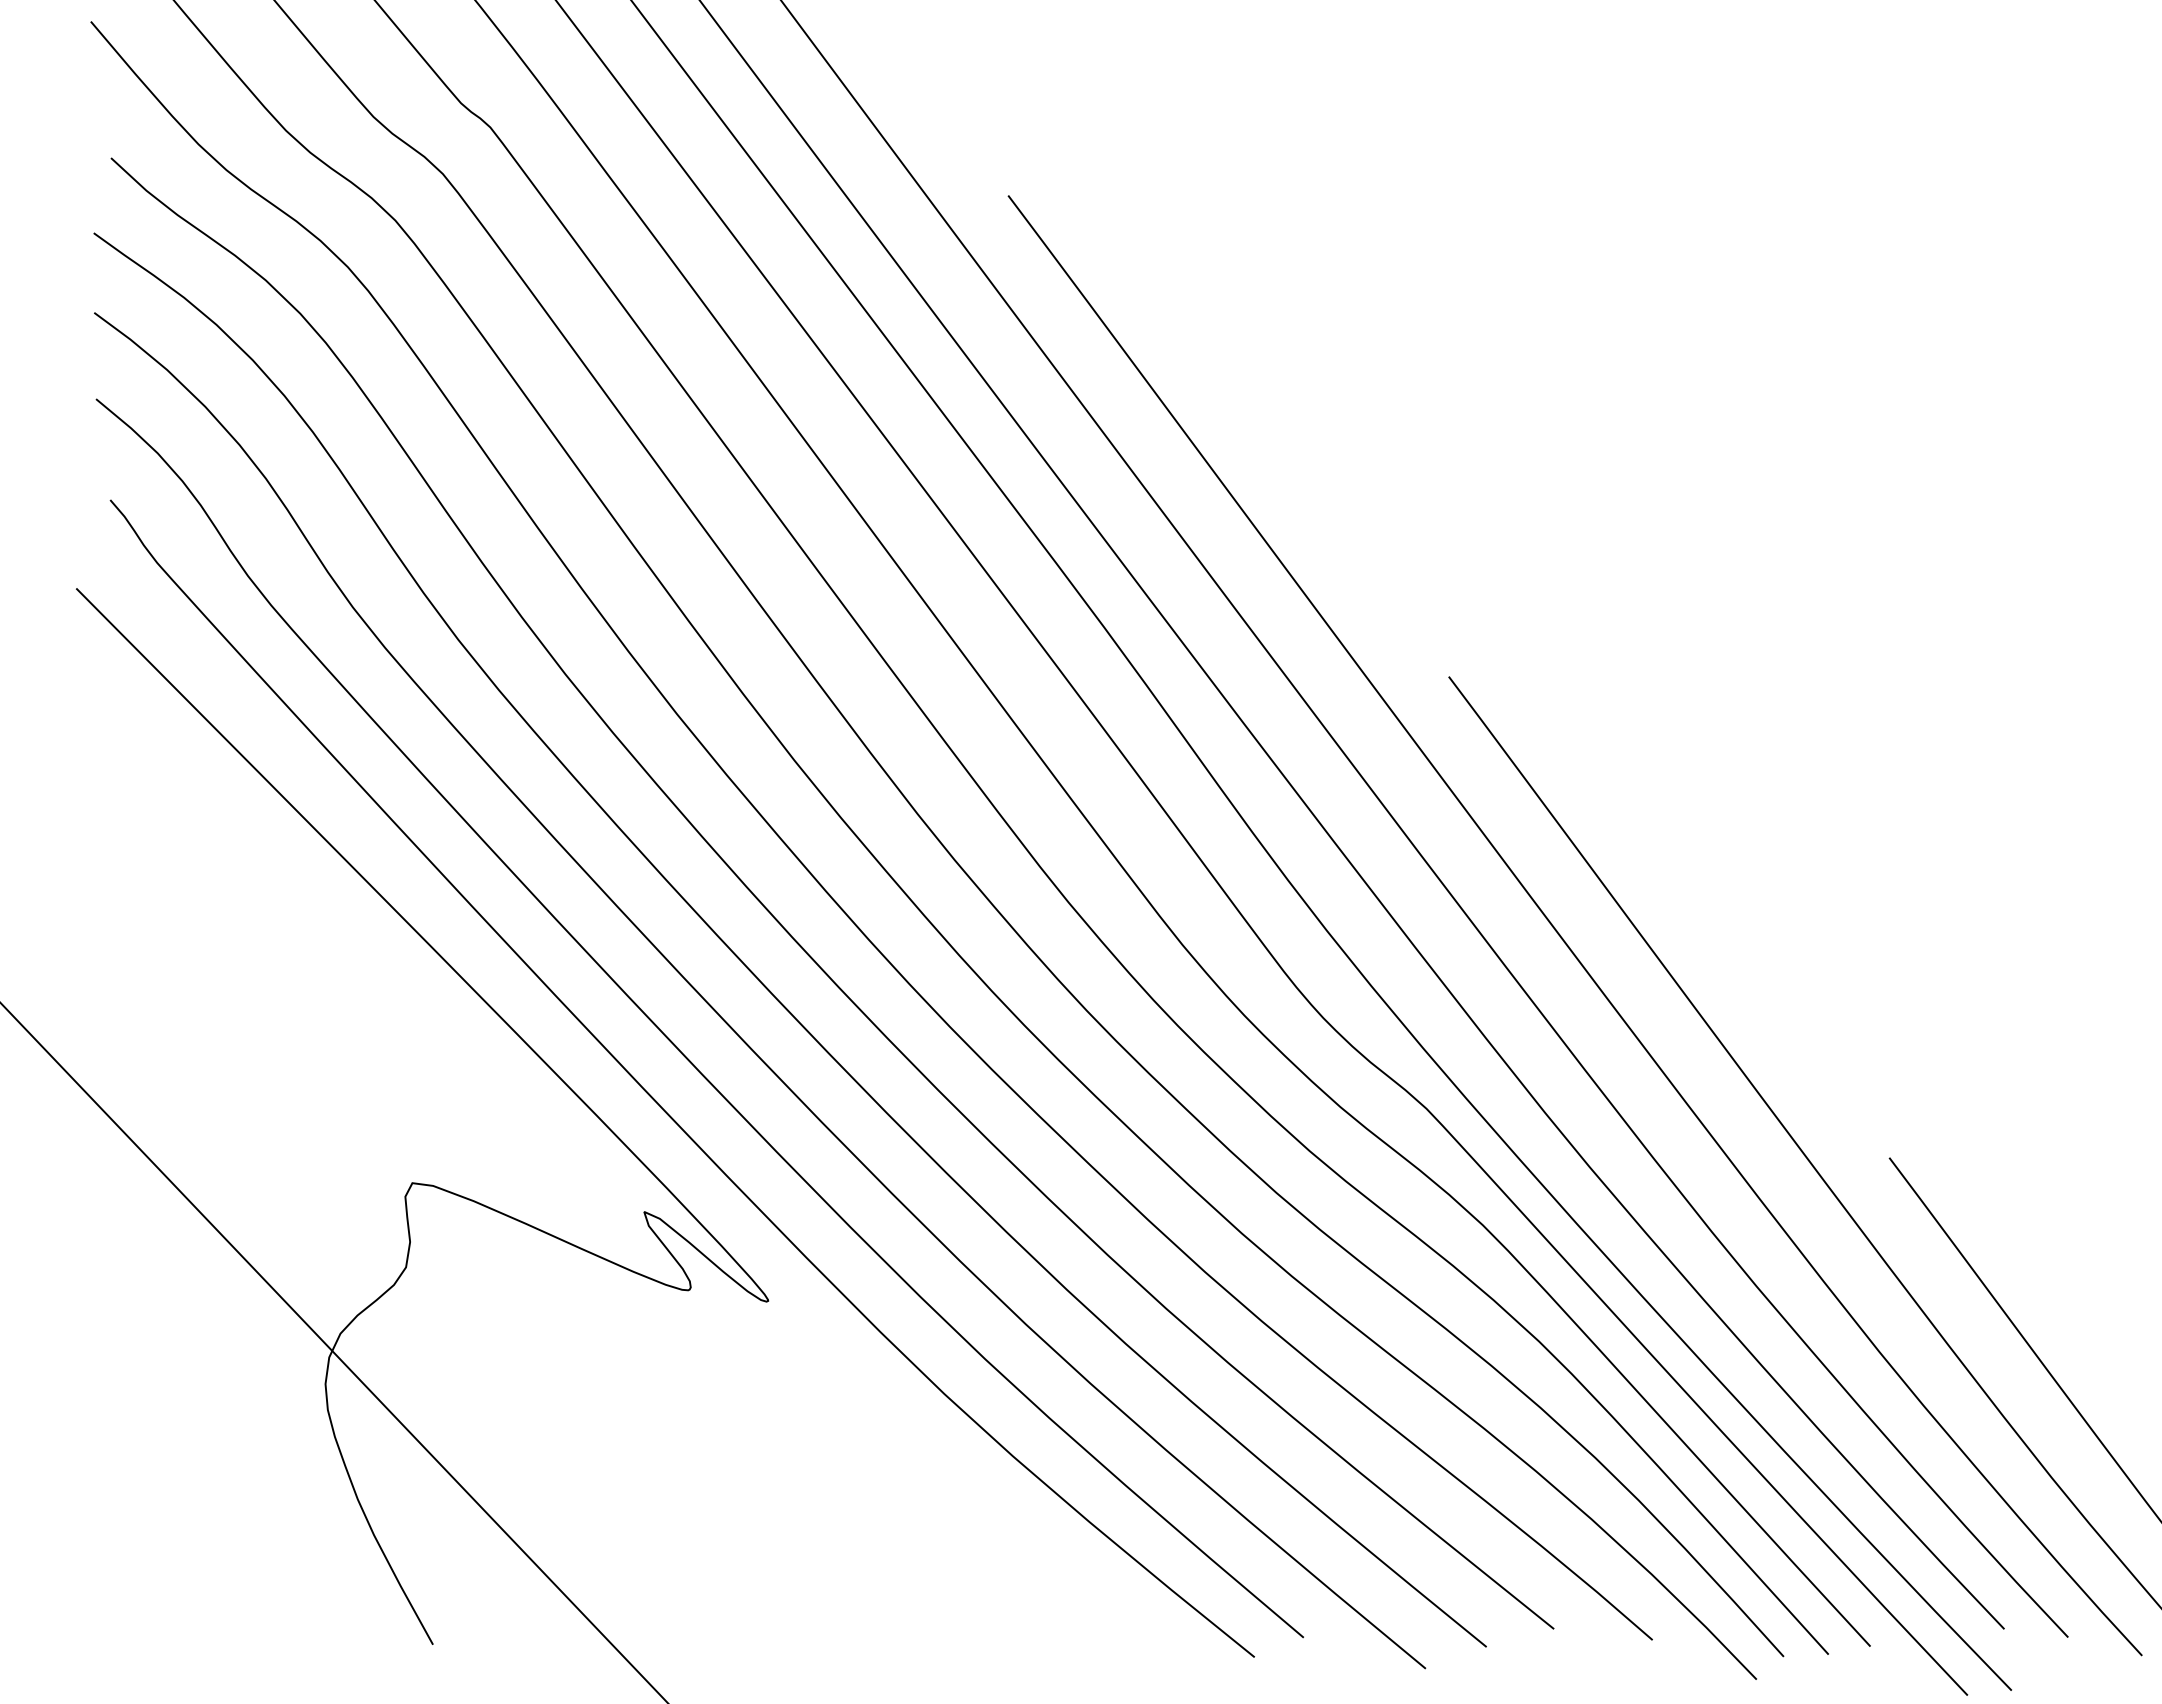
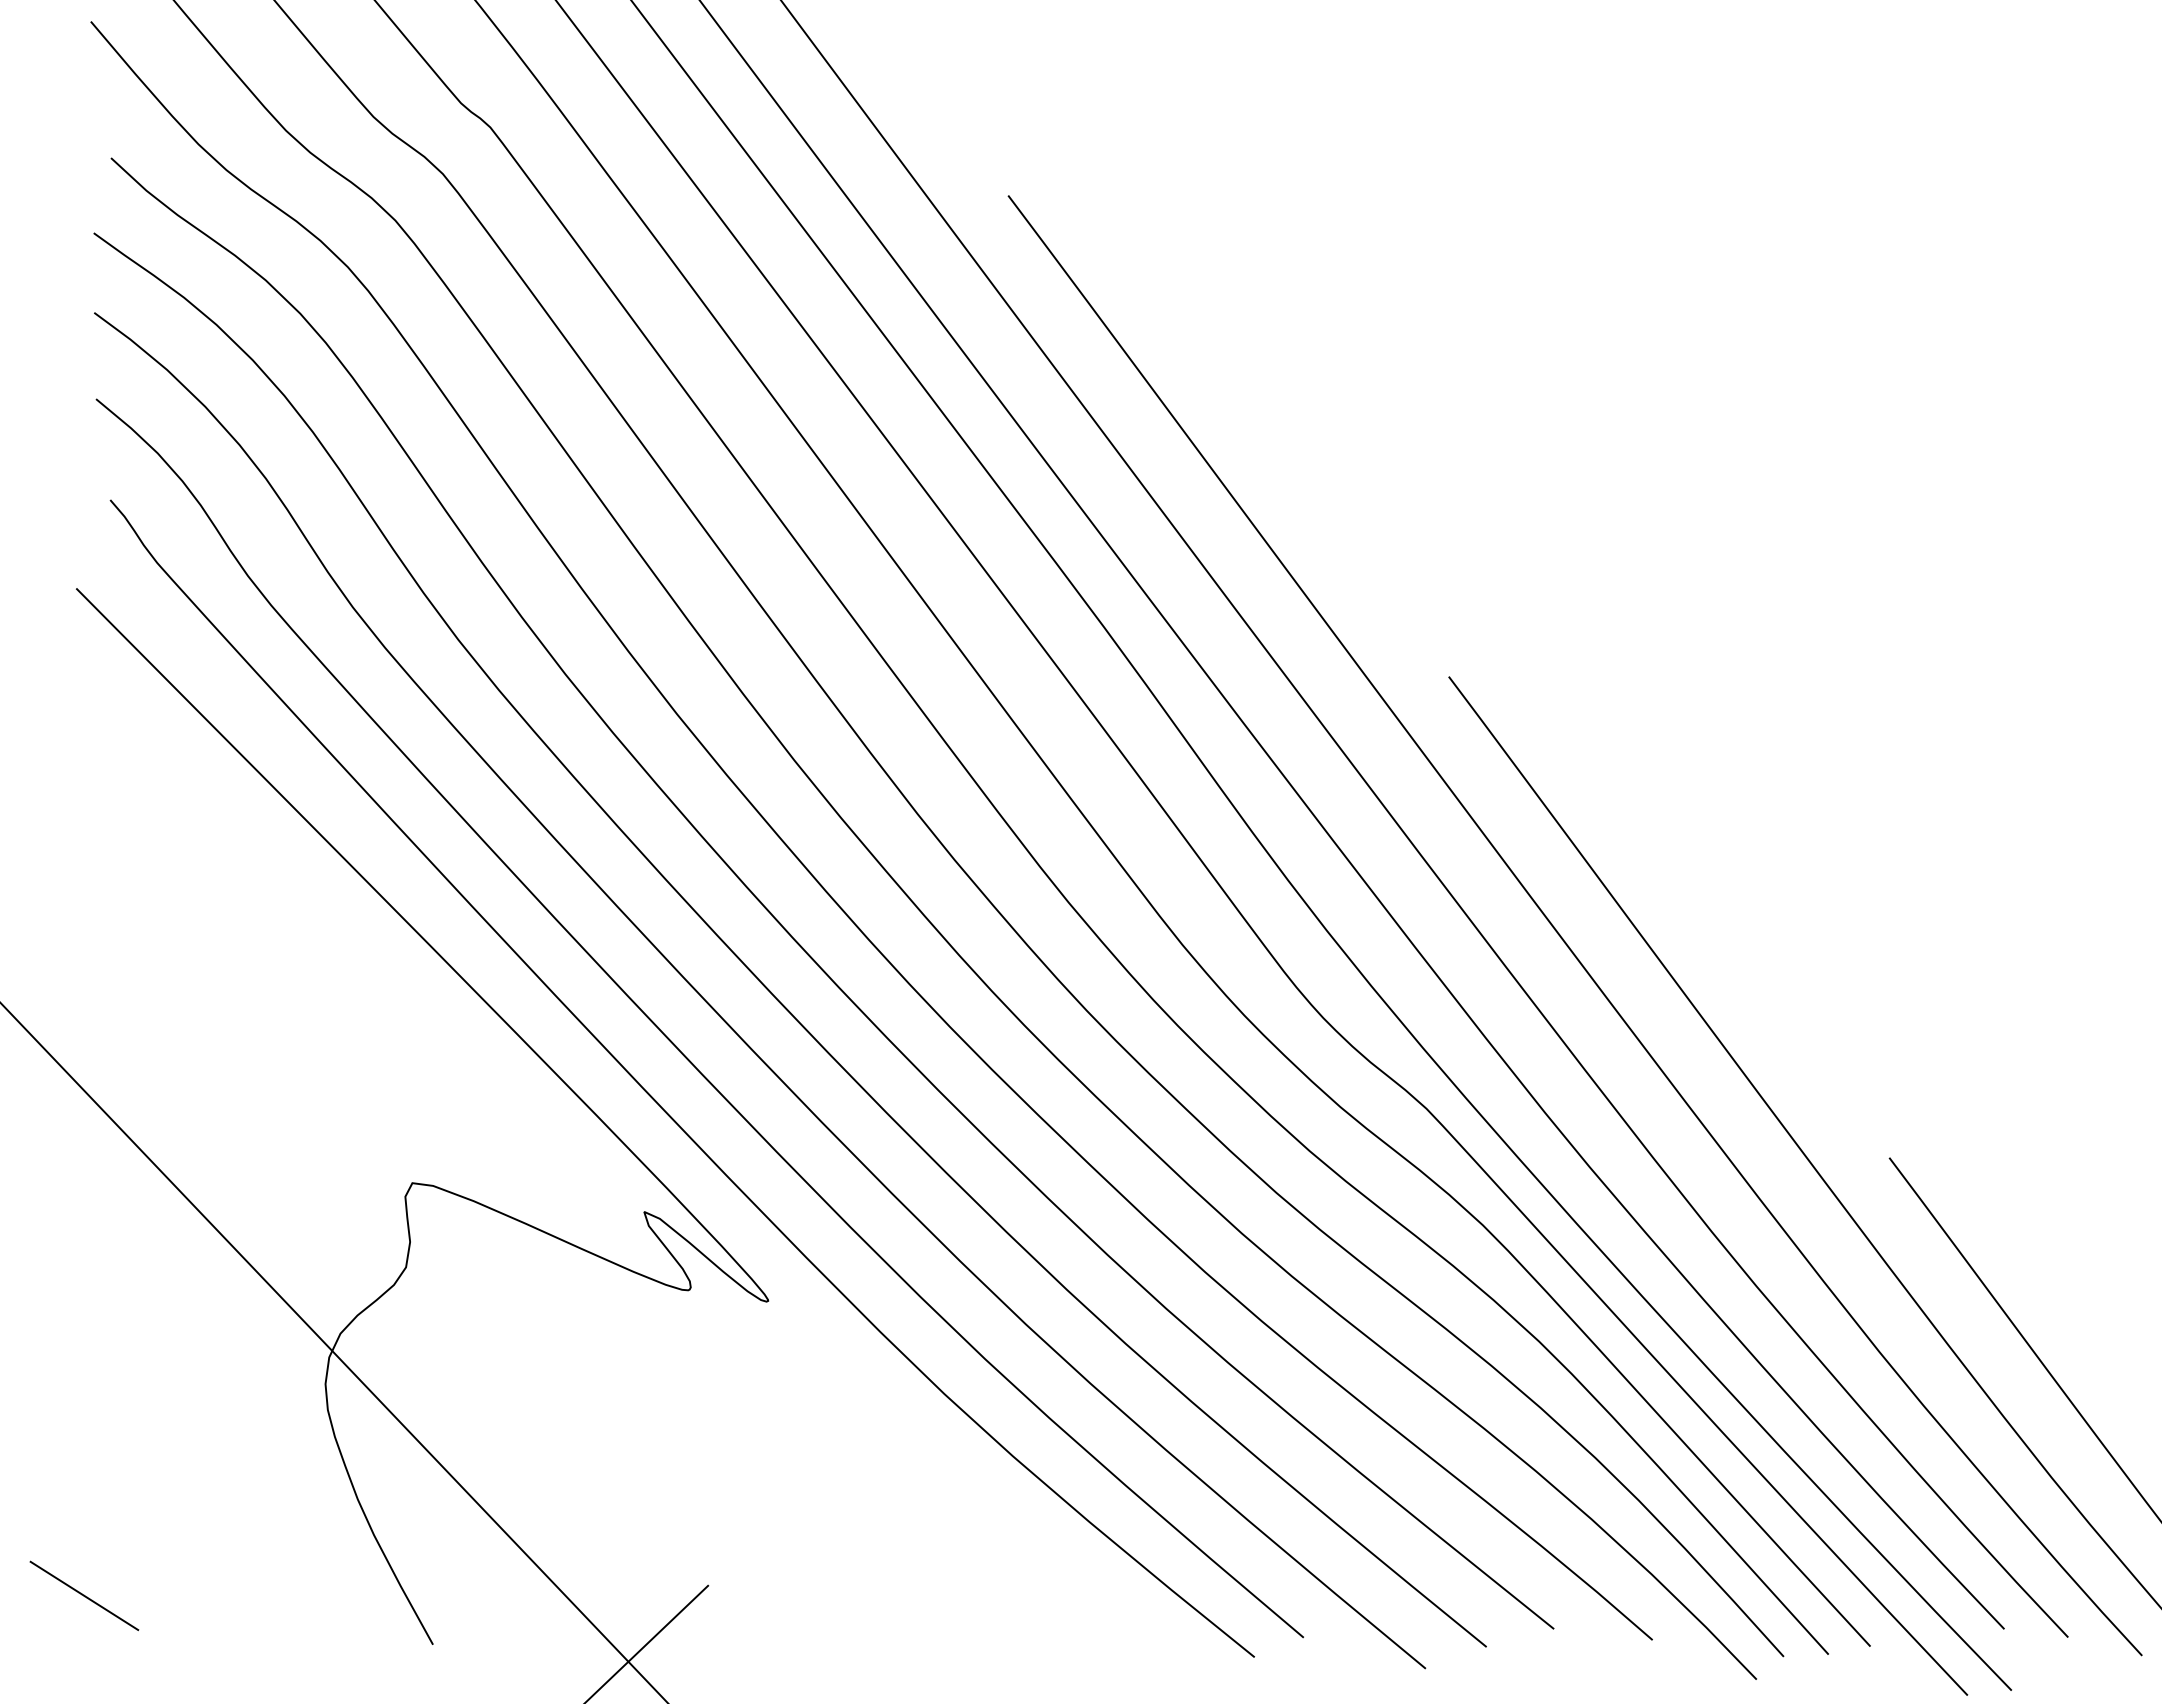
line: none -> present (84, 1595)
line: none -> present (647, 1642)
